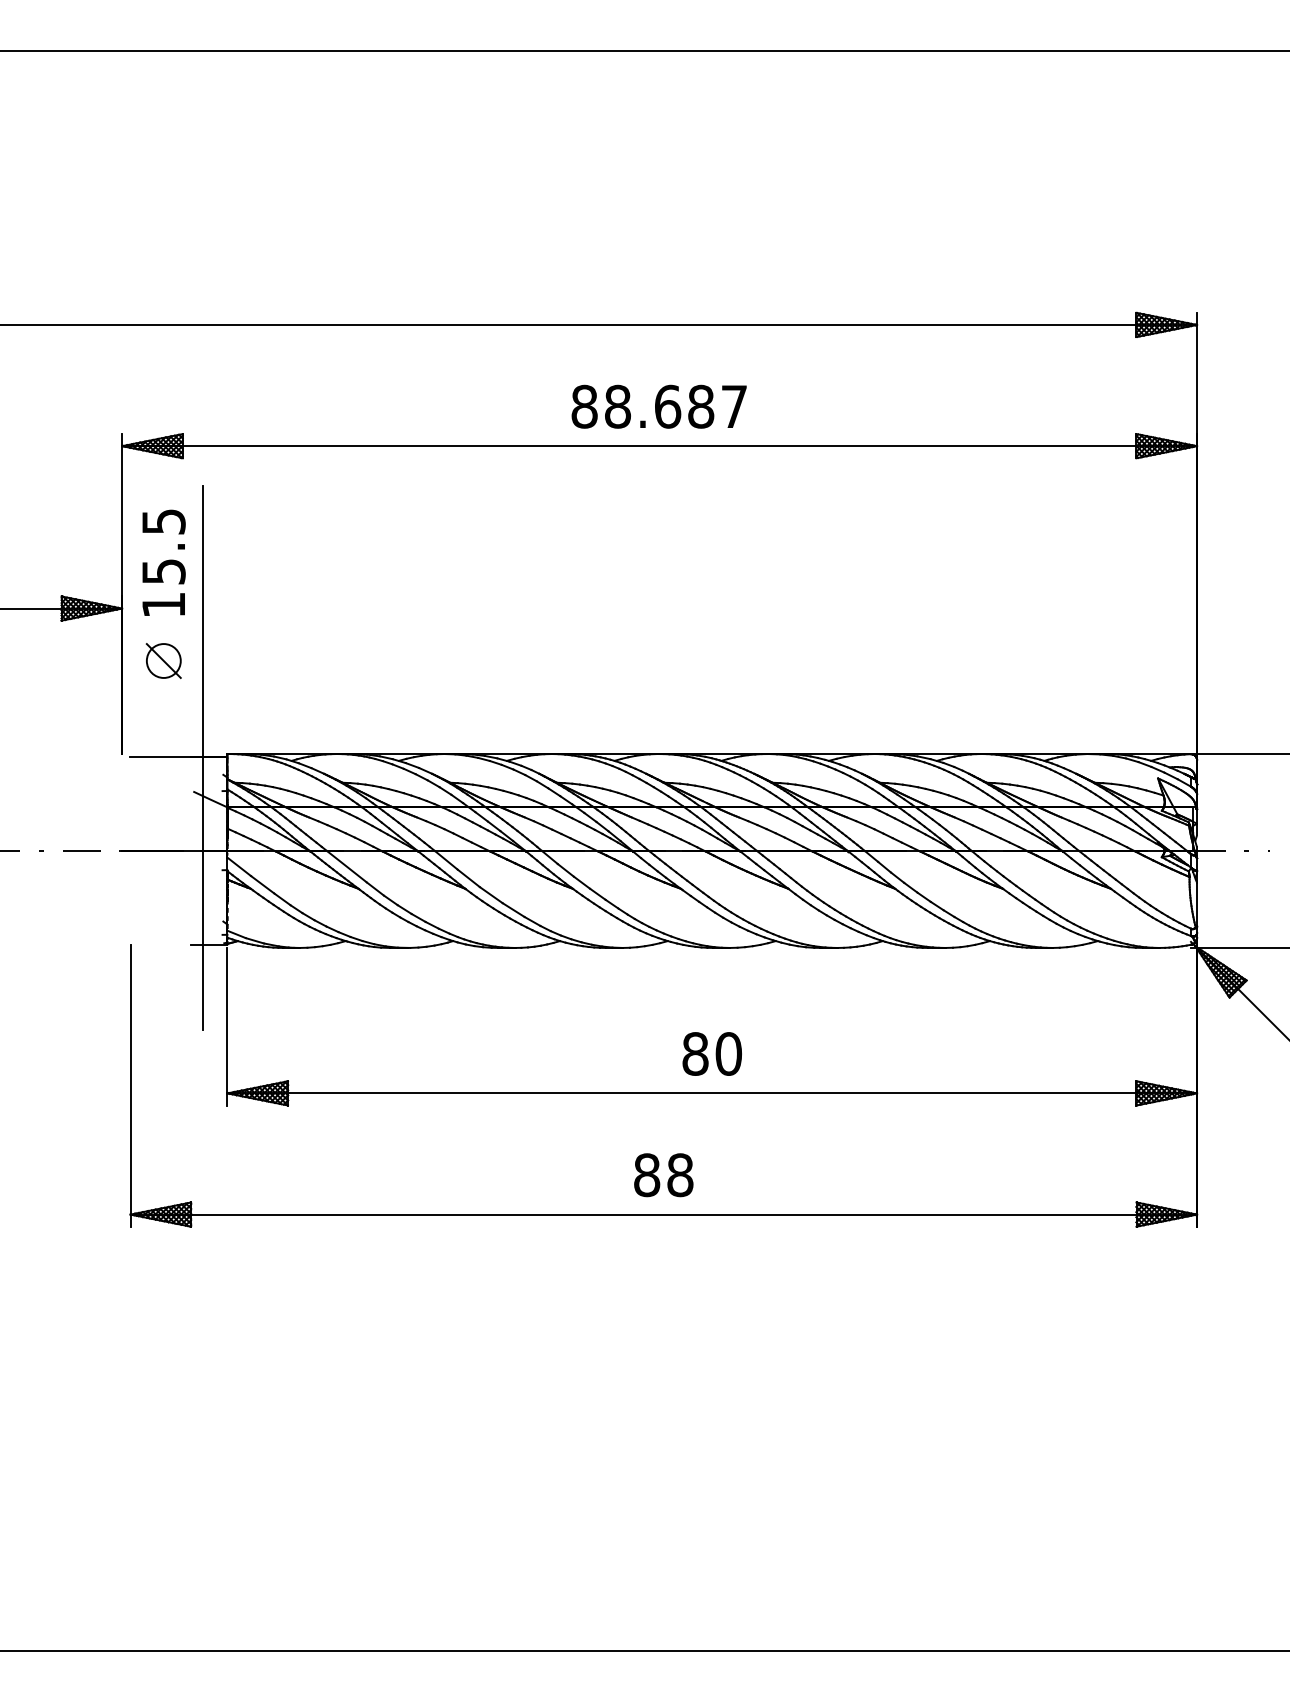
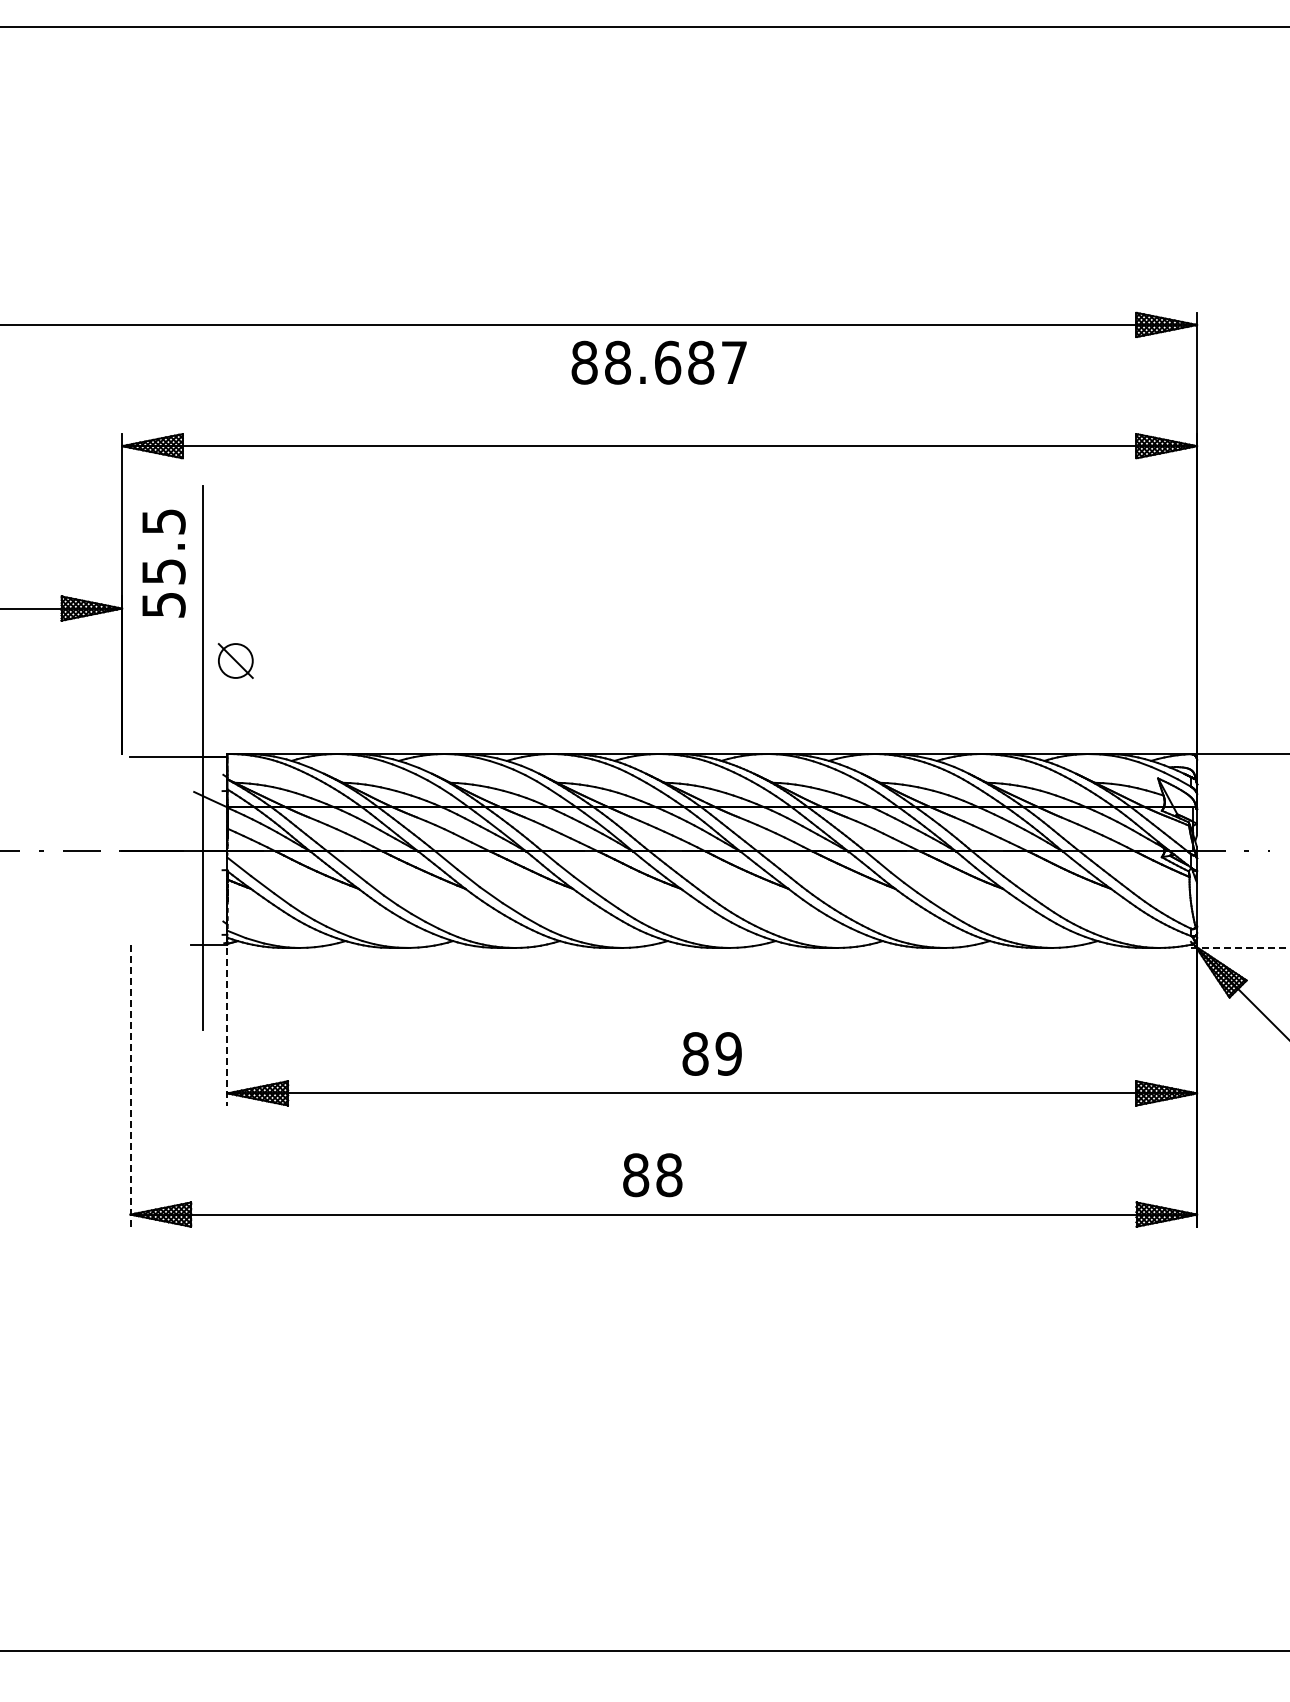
line position: (644, 51) -> (644, 27) (644, 27)
text position: (658, 406) -> (658, 362) (658, 362)
text: 15.5 -> 55.5 (163, 605)
part position: (163, 660) -> (235, 660) (235, 660)
line: solid -> dashed (1240, 947)
line: solid -> dashed (227, 1026)
text: 80 -> 89 (728, 1053)
line: solid -> dashed (130, 1085)
text position: (663, 1175) -> (652, 1175) (652, 1175)
